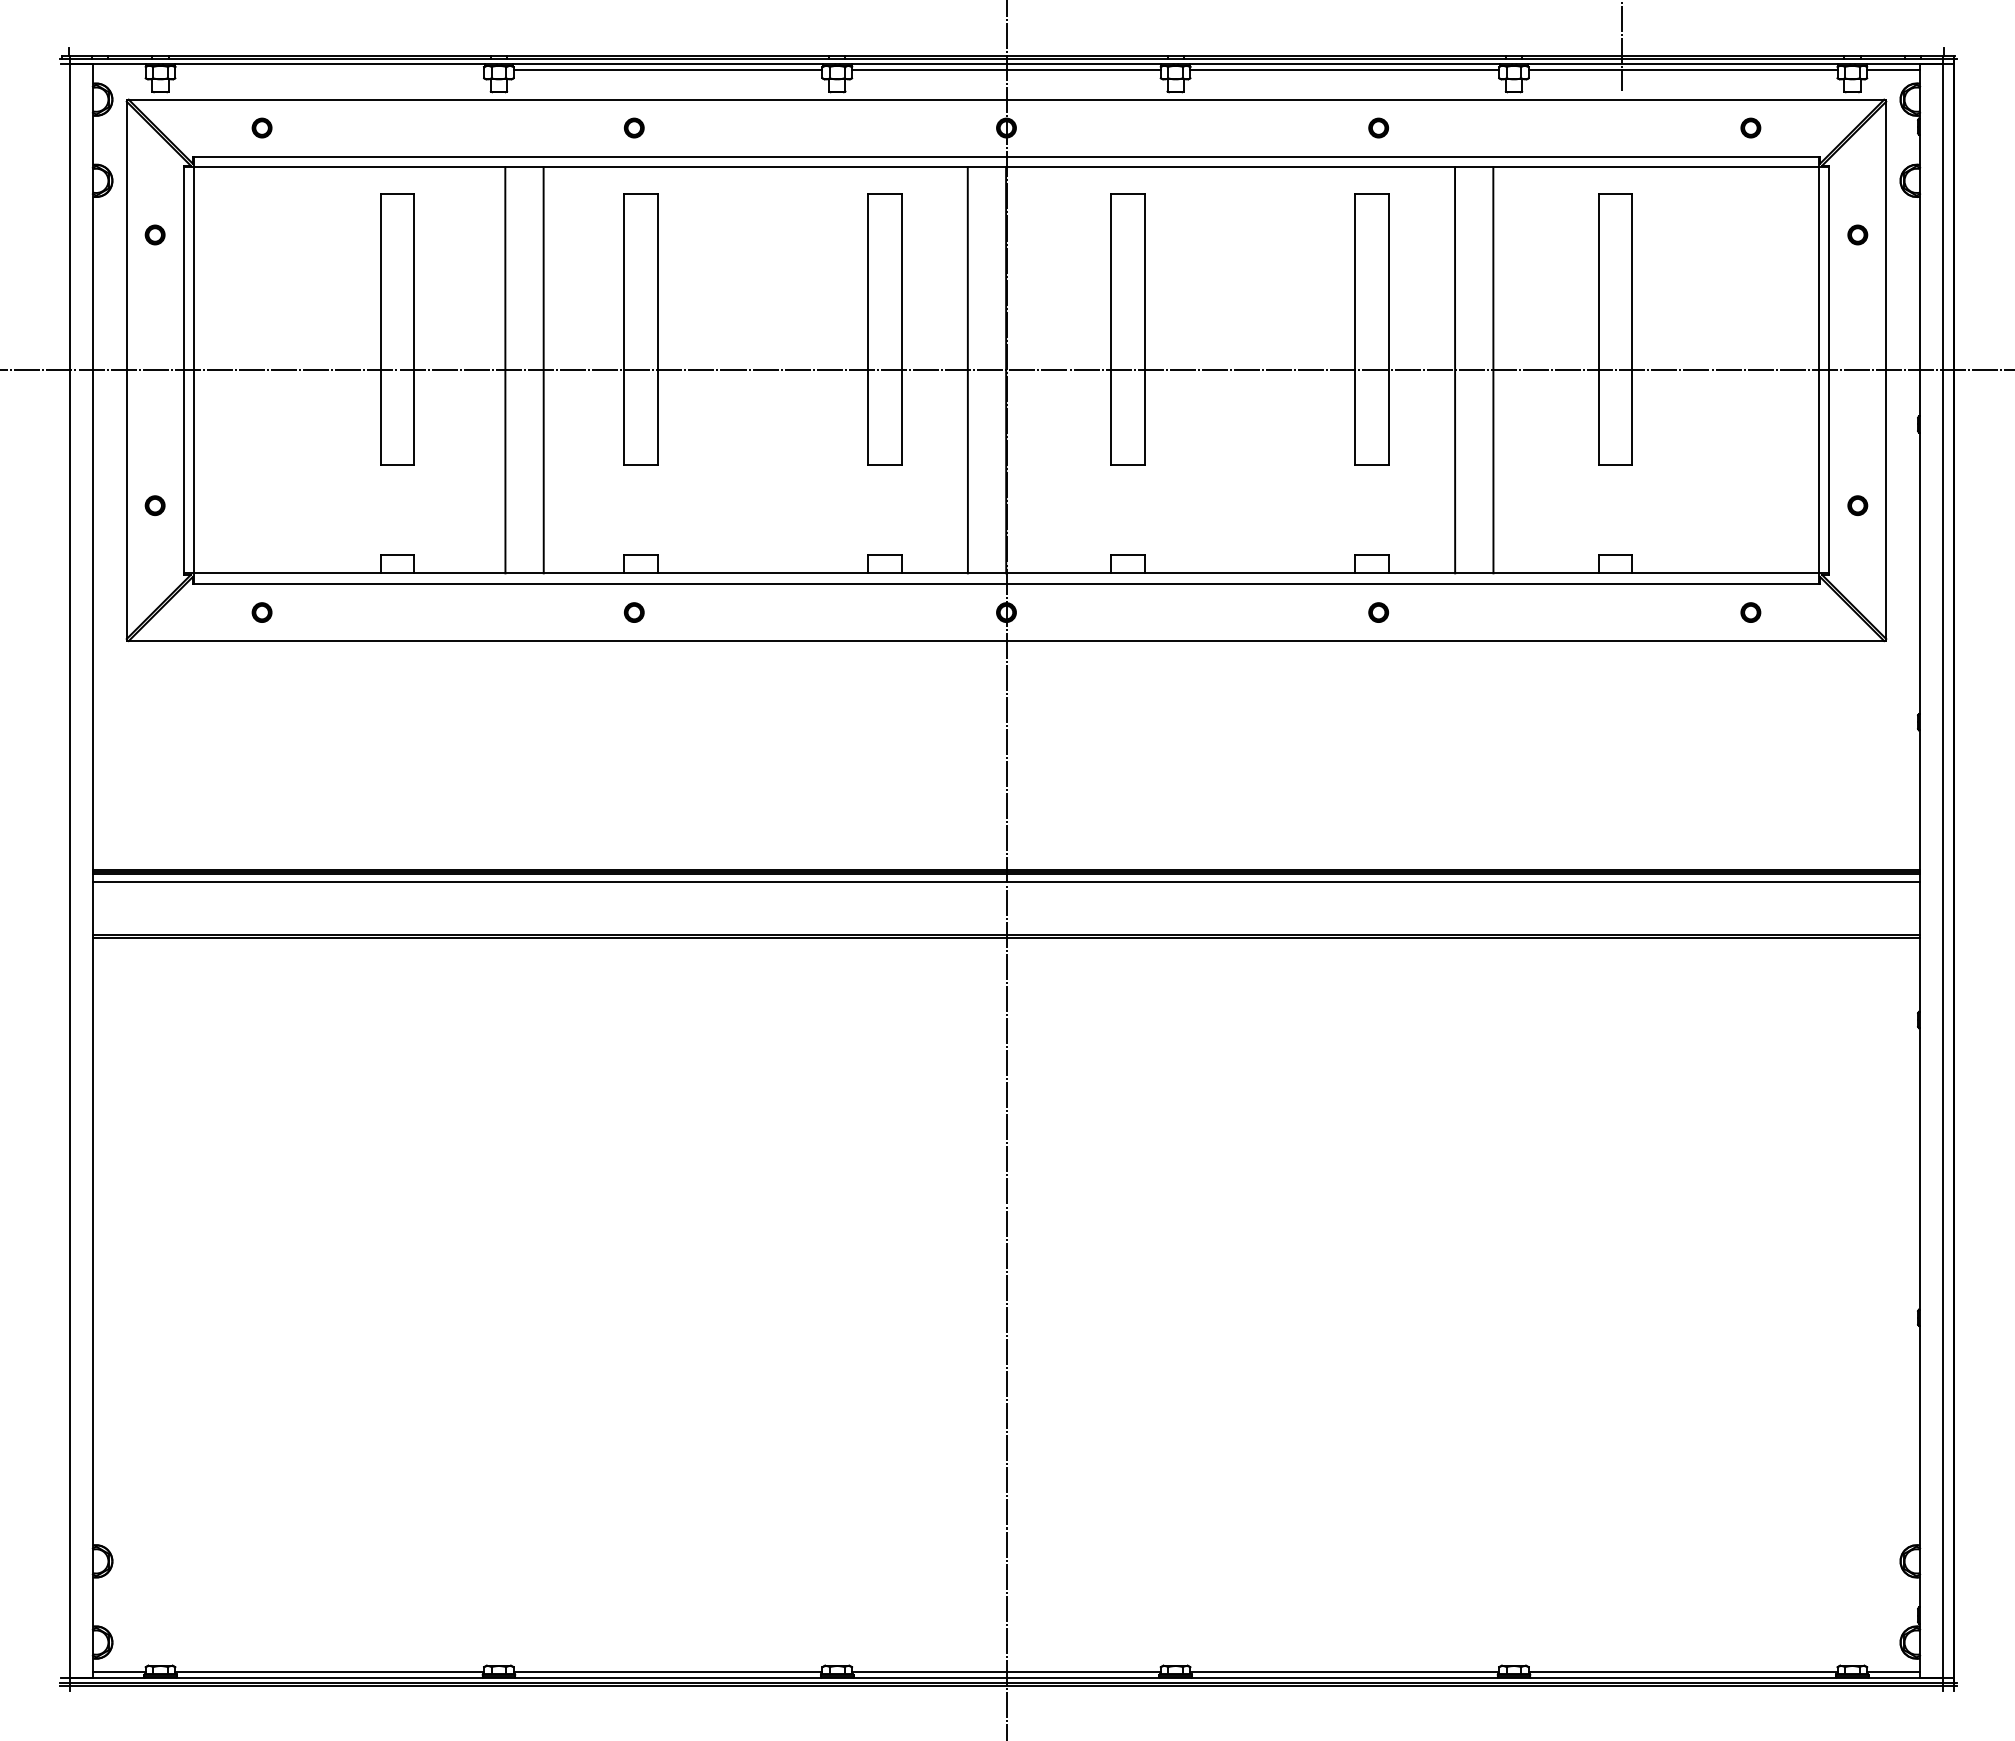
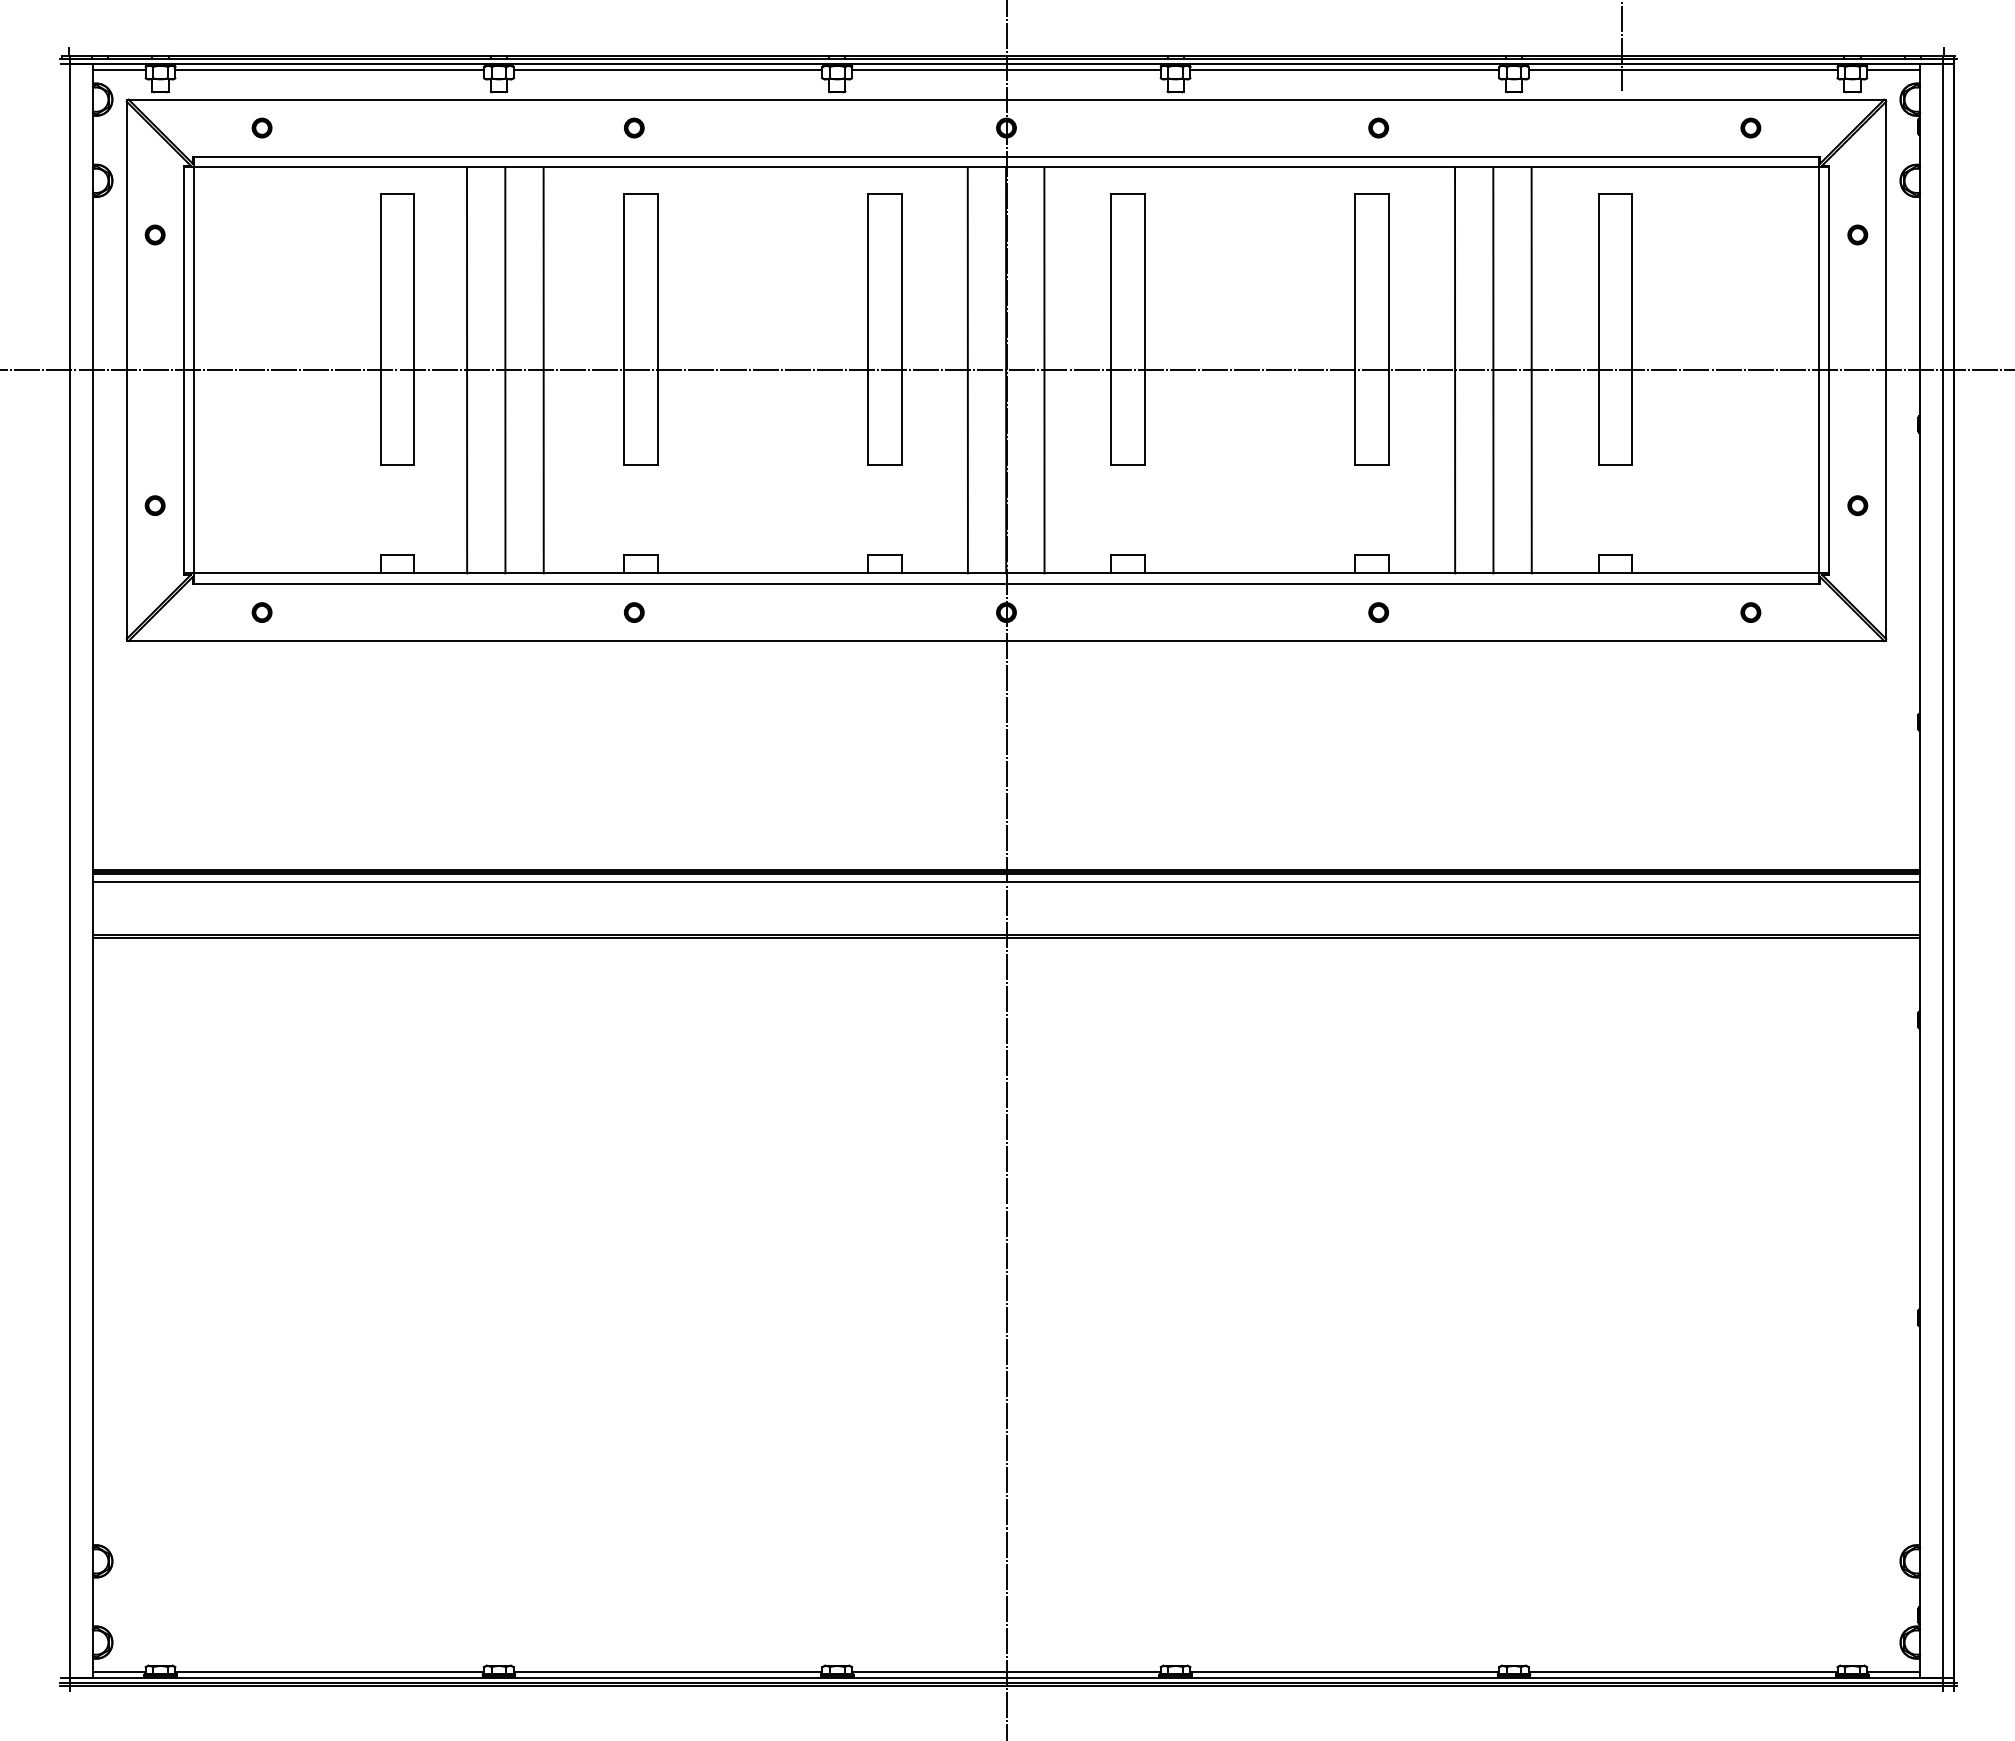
line: none -> present (118, 69)
line: none -> present (329, 69)
line: none -> present (467, 370)
line: none -> present (1044, 370)
line: none -> present (1531, 370)
